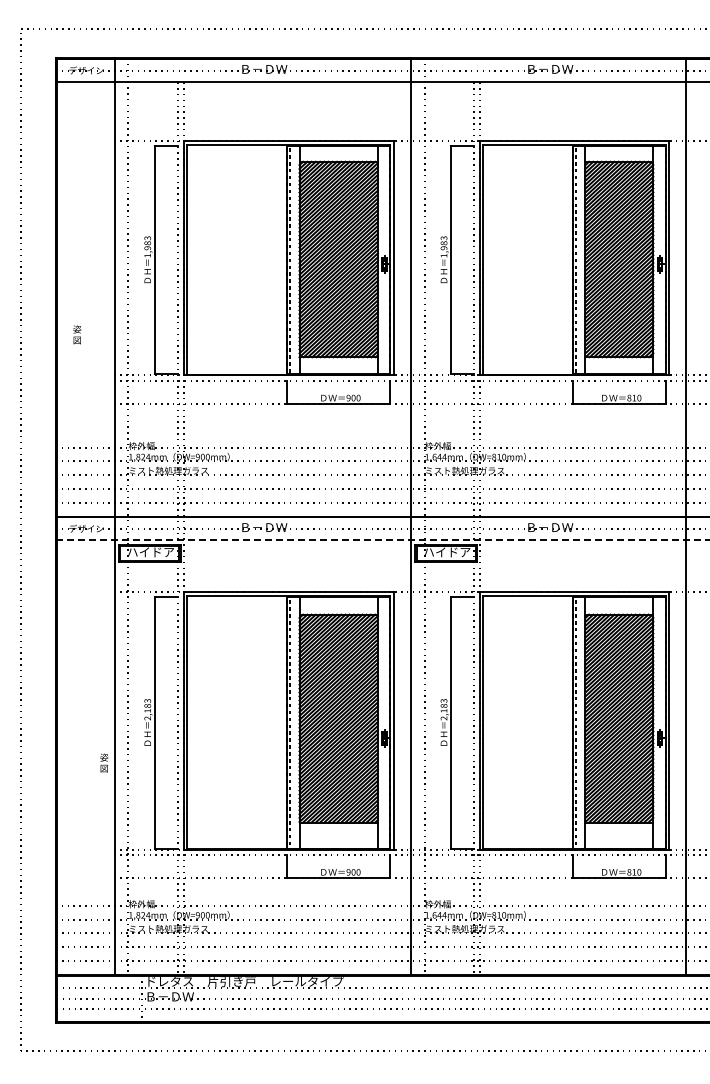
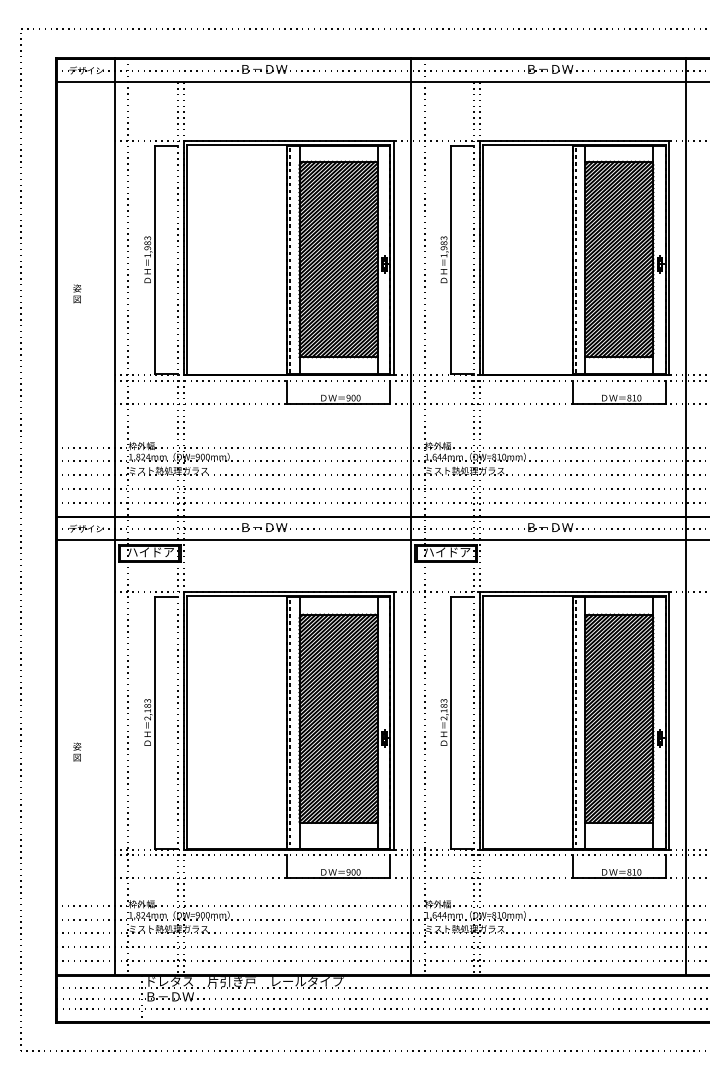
text position: (77, 334) -> (77, 293) (77, 293)
line: dashed -> solid (382, 540)
text position: (104, 762) -> (77, 751) (77, 751)
